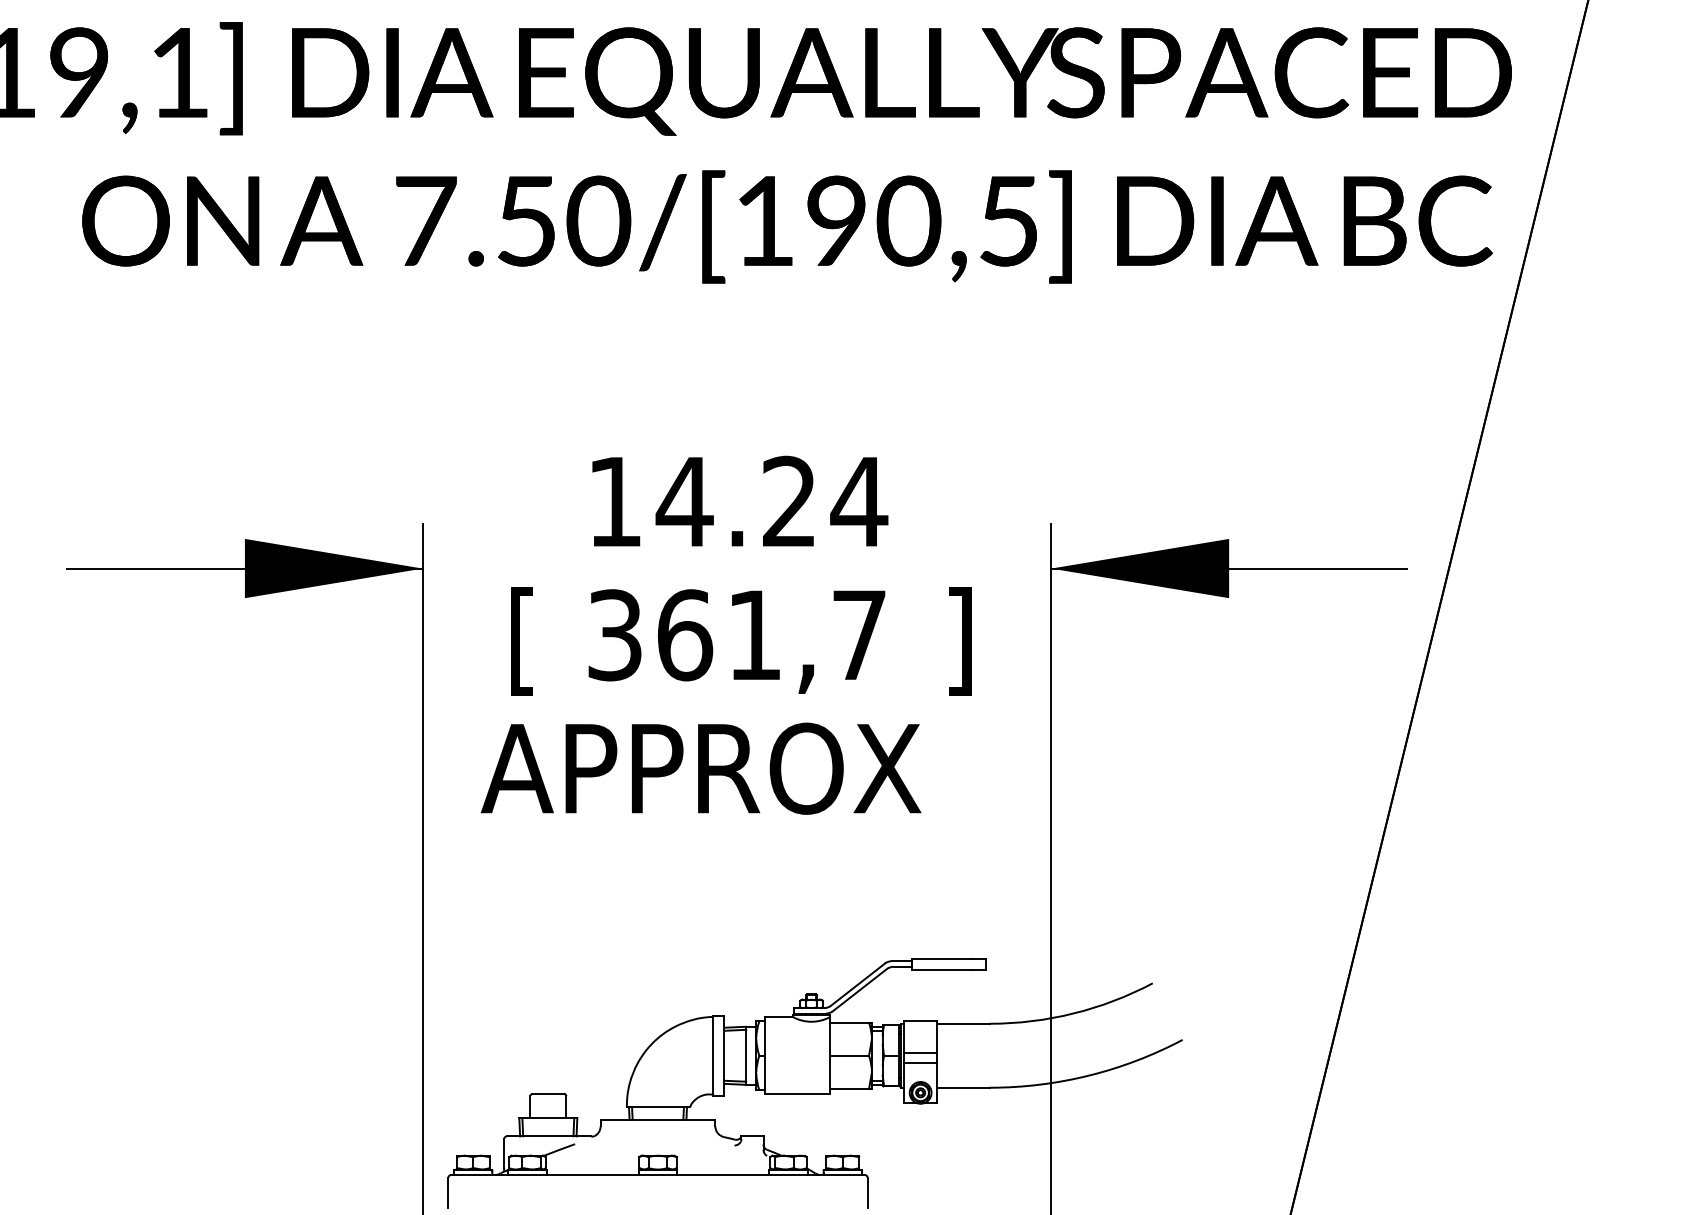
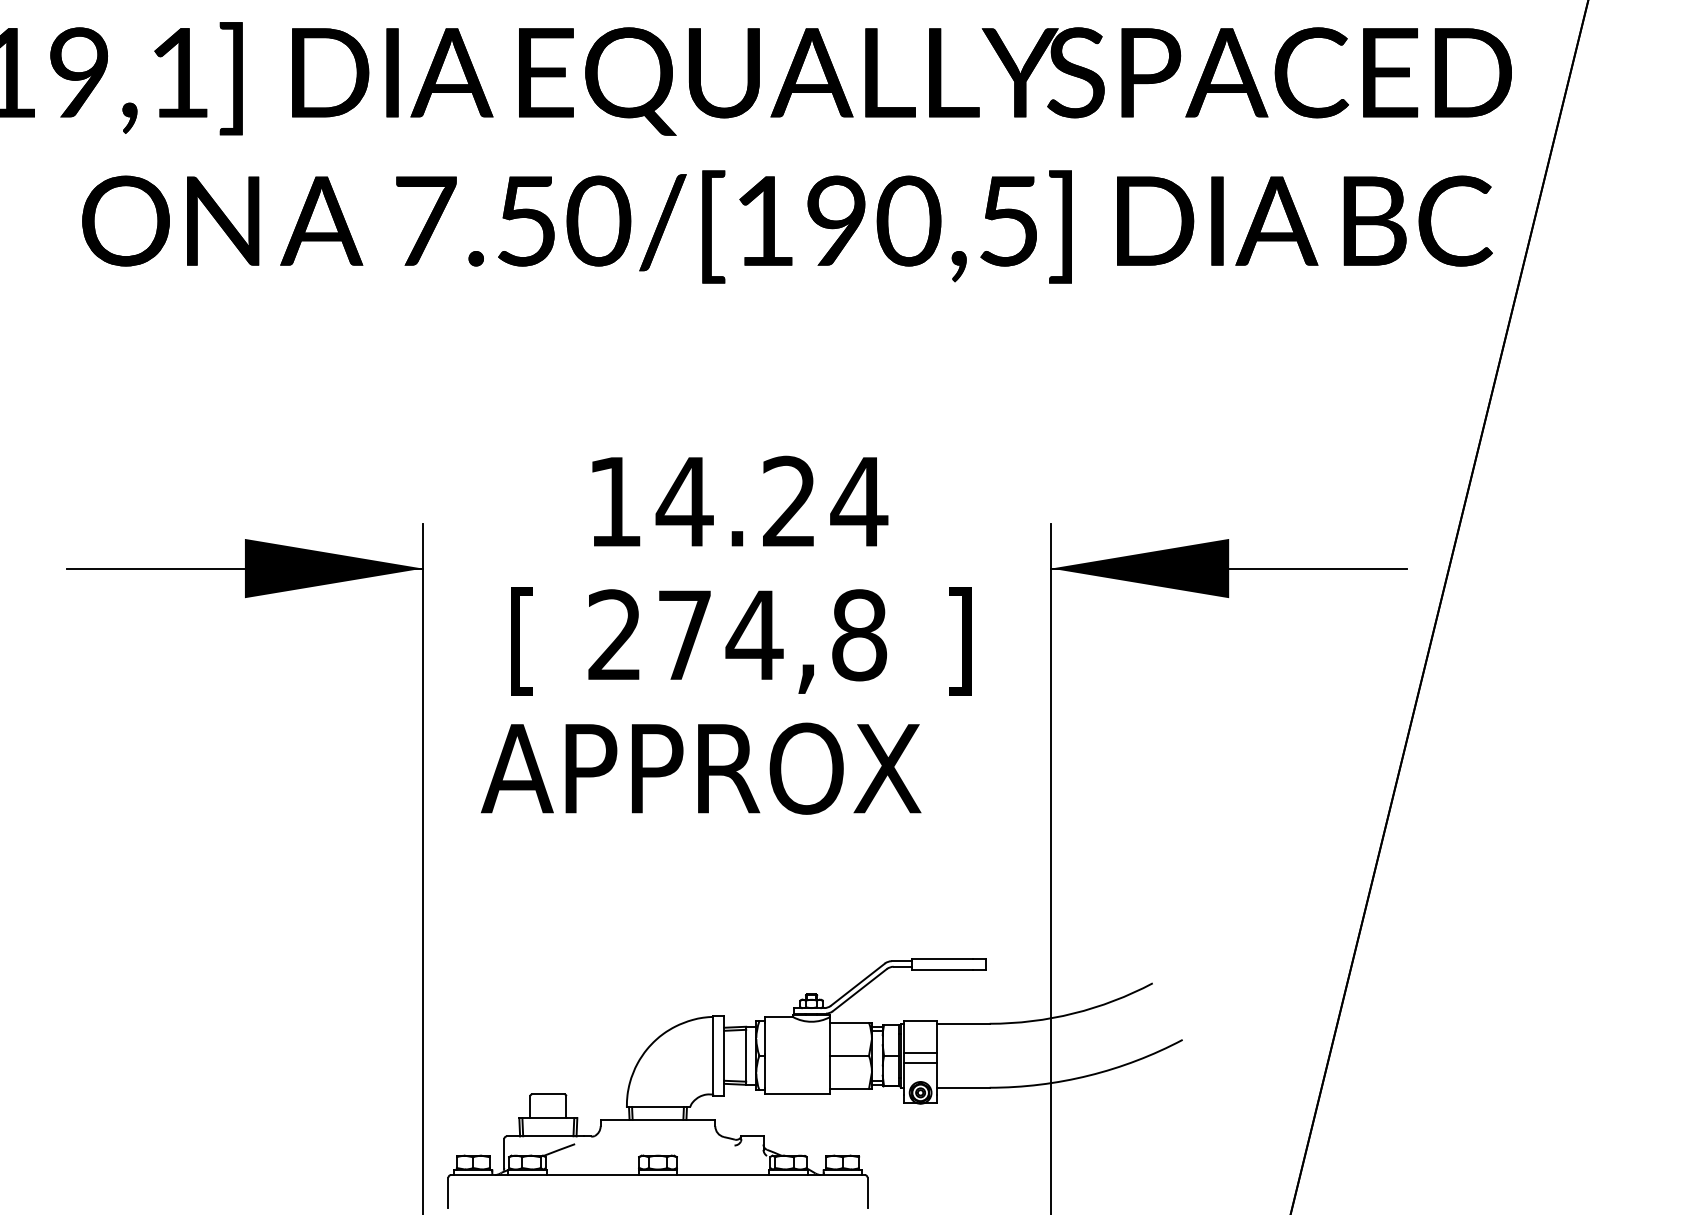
text: 361,7 -> 274,8 (737, 635)
